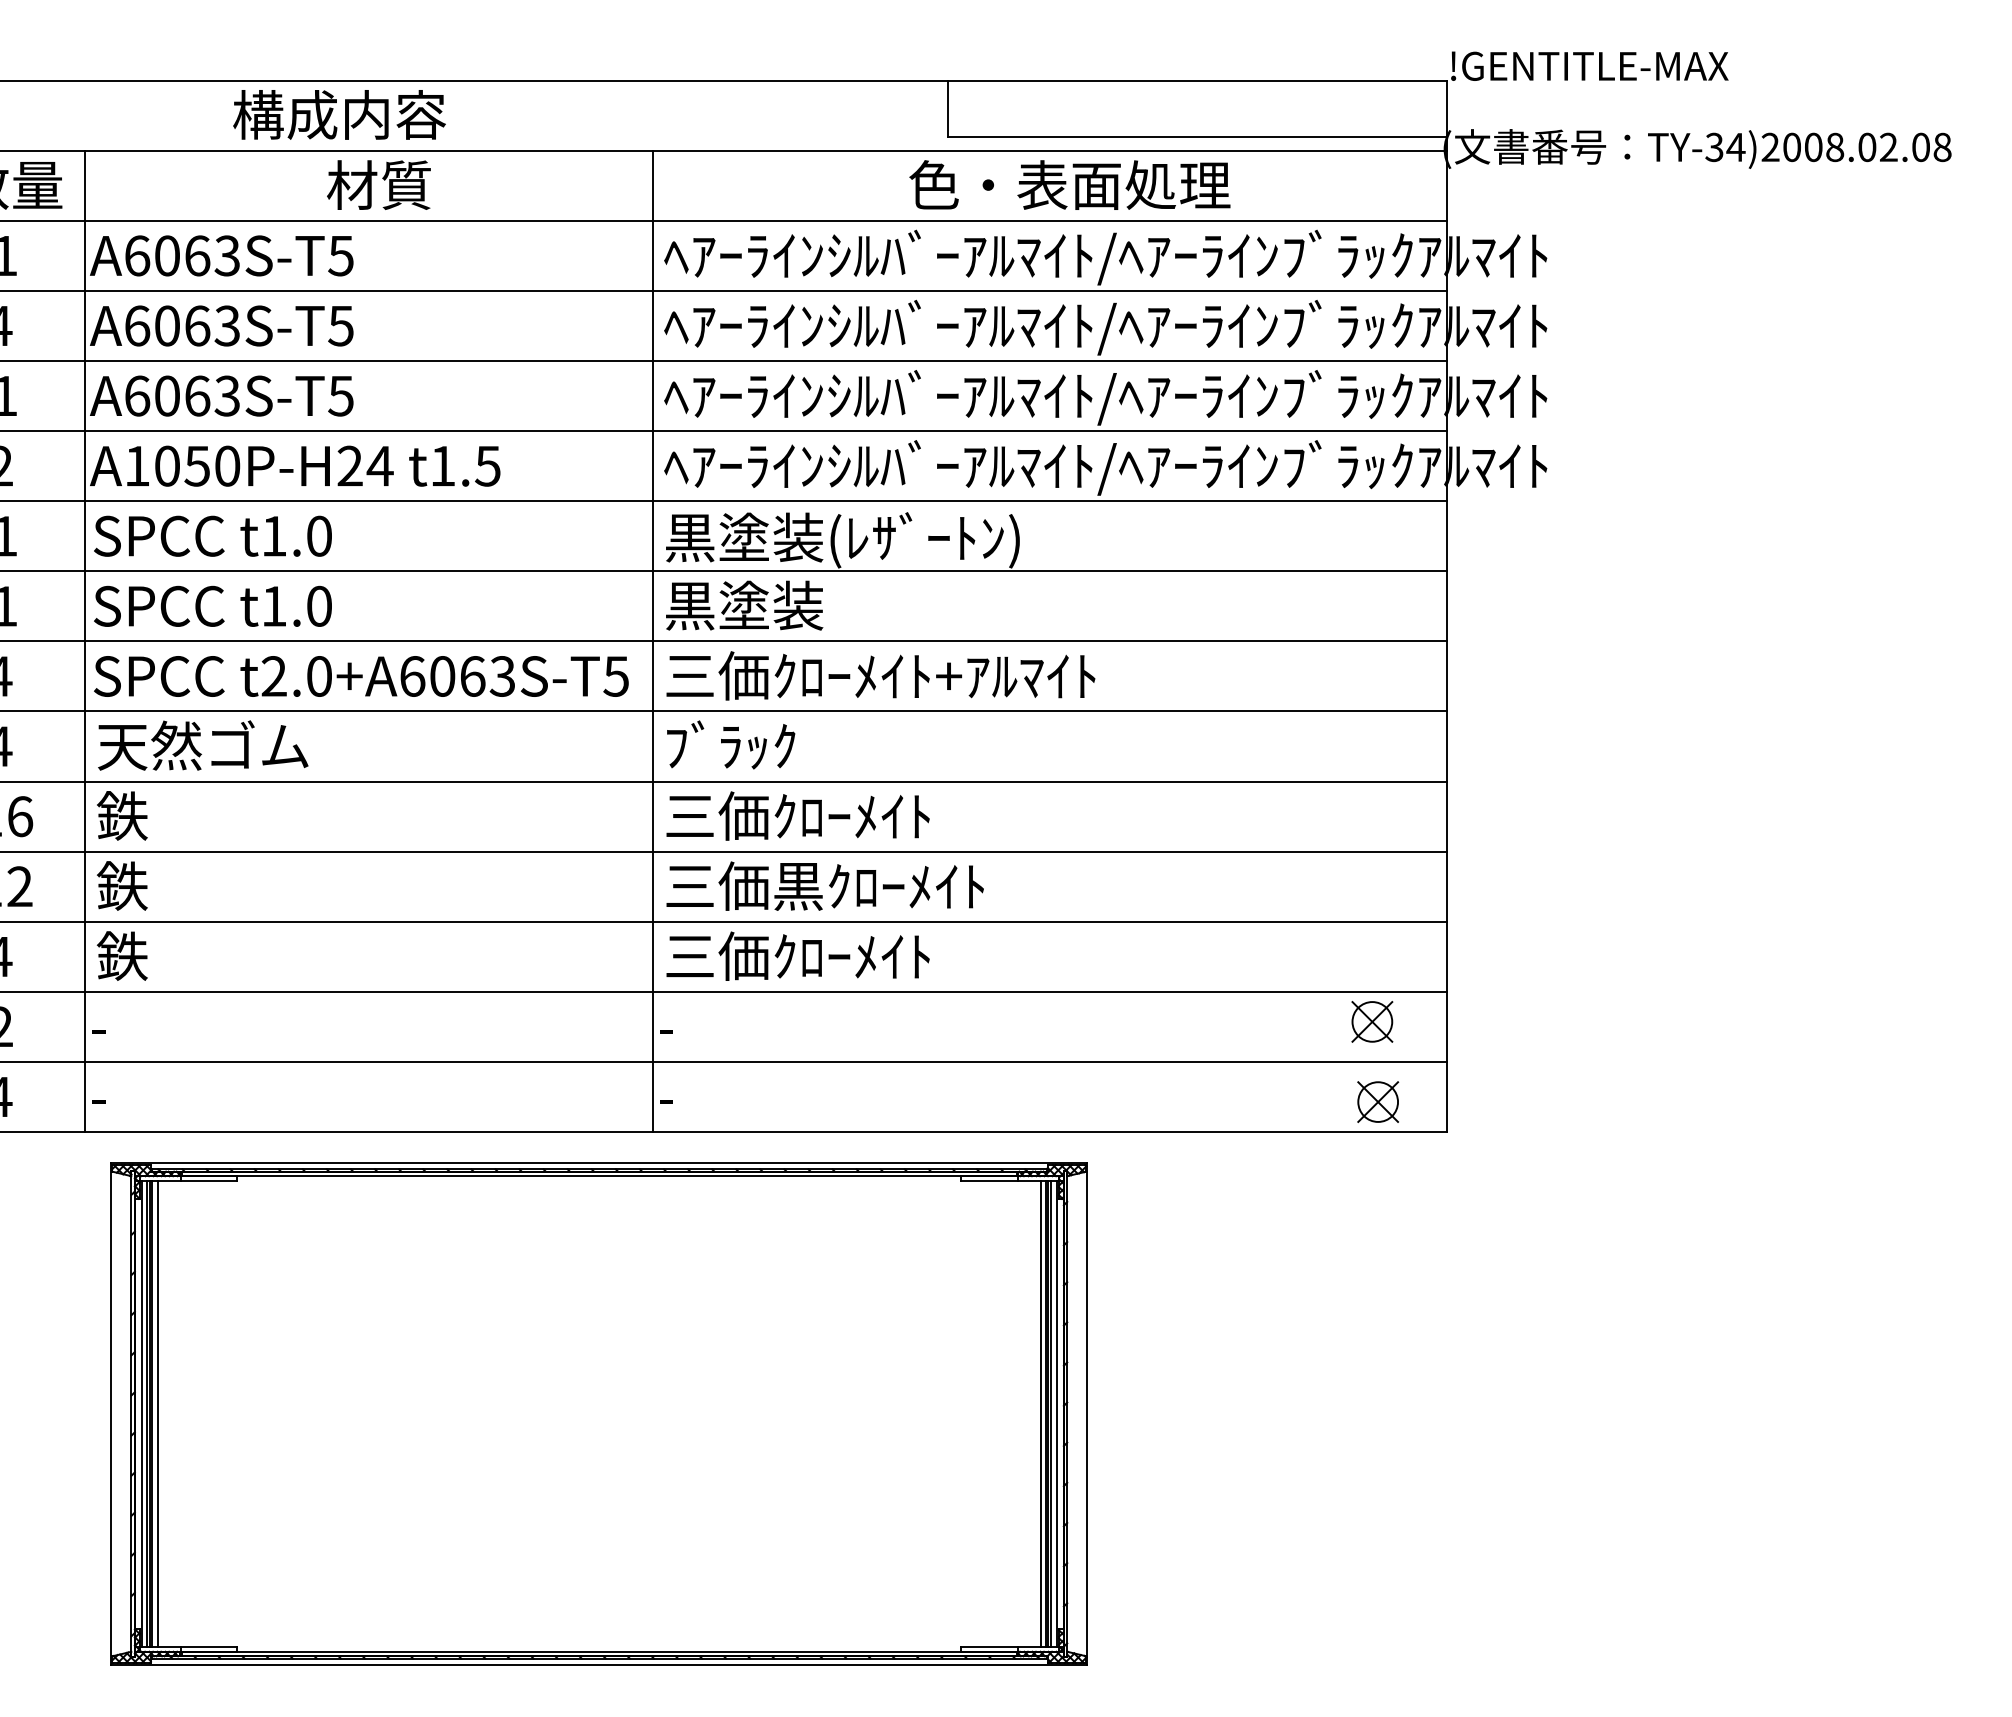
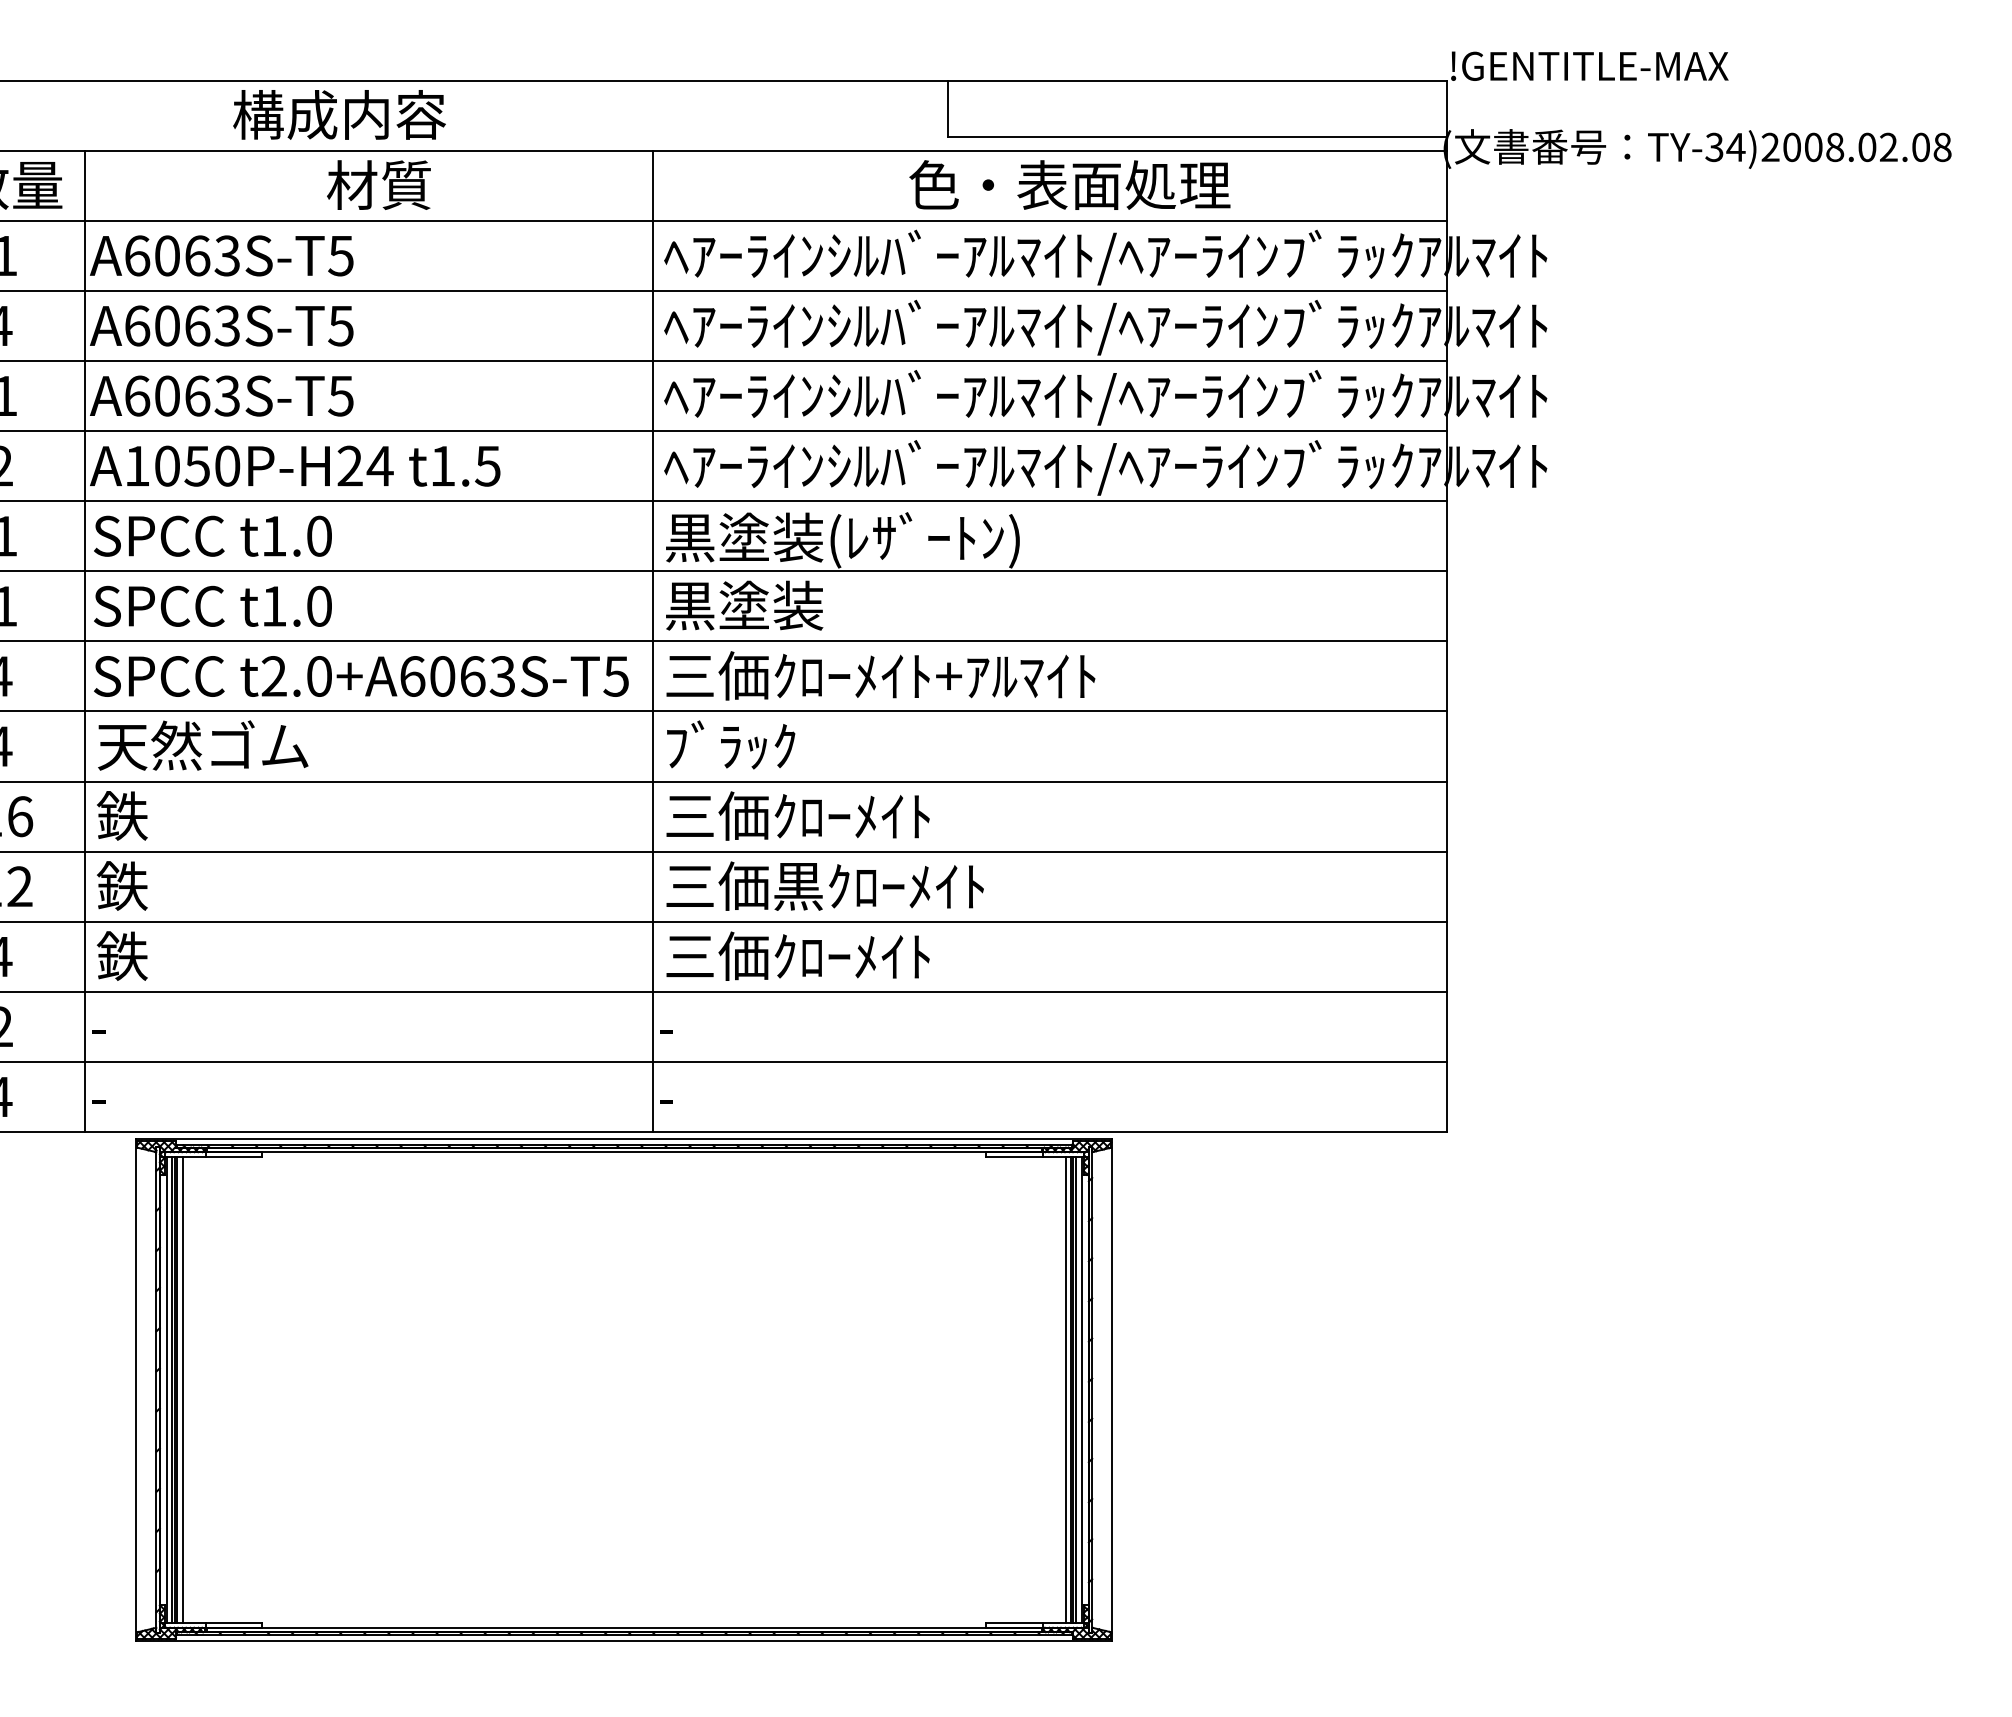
part: present -> none (1372, 1021)
part: present -> none (1378, 1101)
part position: (598, 1413) -> (623, 1389) (623, 1389)
